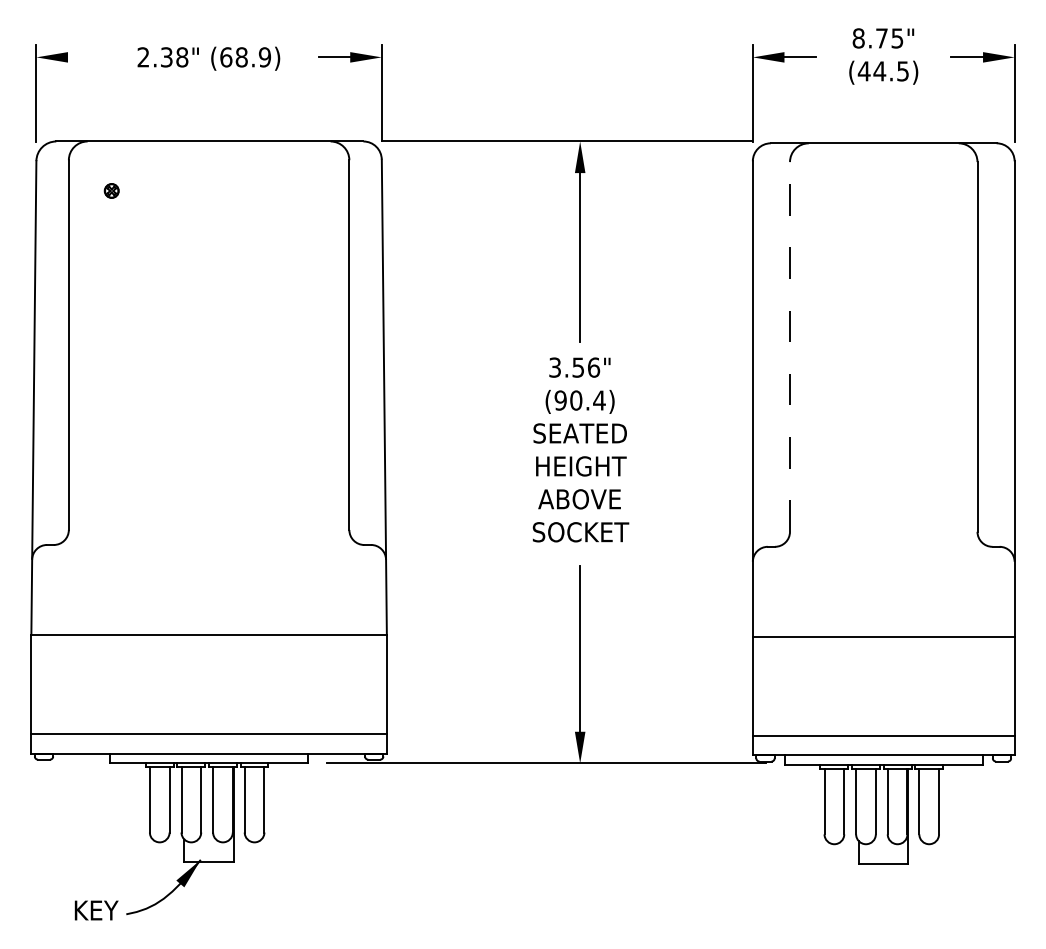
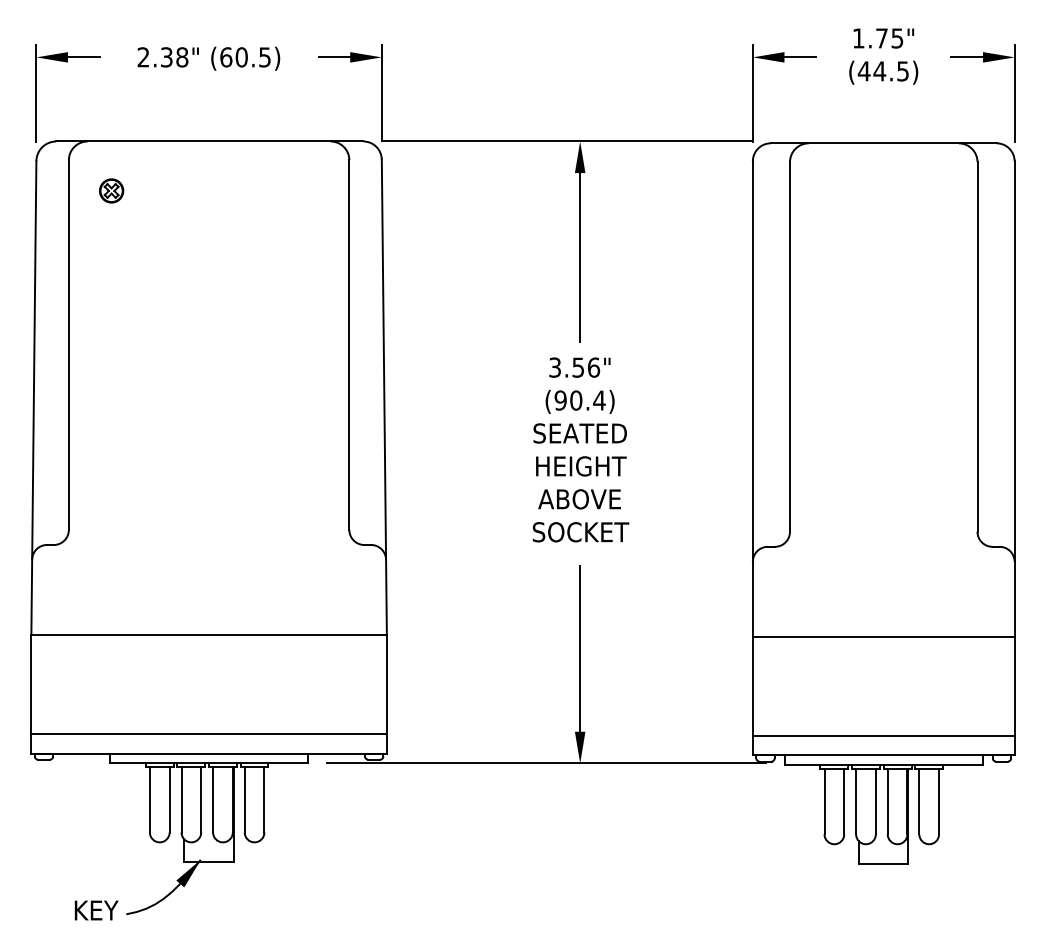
text: 8.75" -> 1.75" (858, 38)
line: none -> present (83, 57)
text: (68.9) -> (60.5) (253, 57)
part size: 17x16 px -> 26x26 px (111, 190)
line: dashed -> solid (789, 346)
